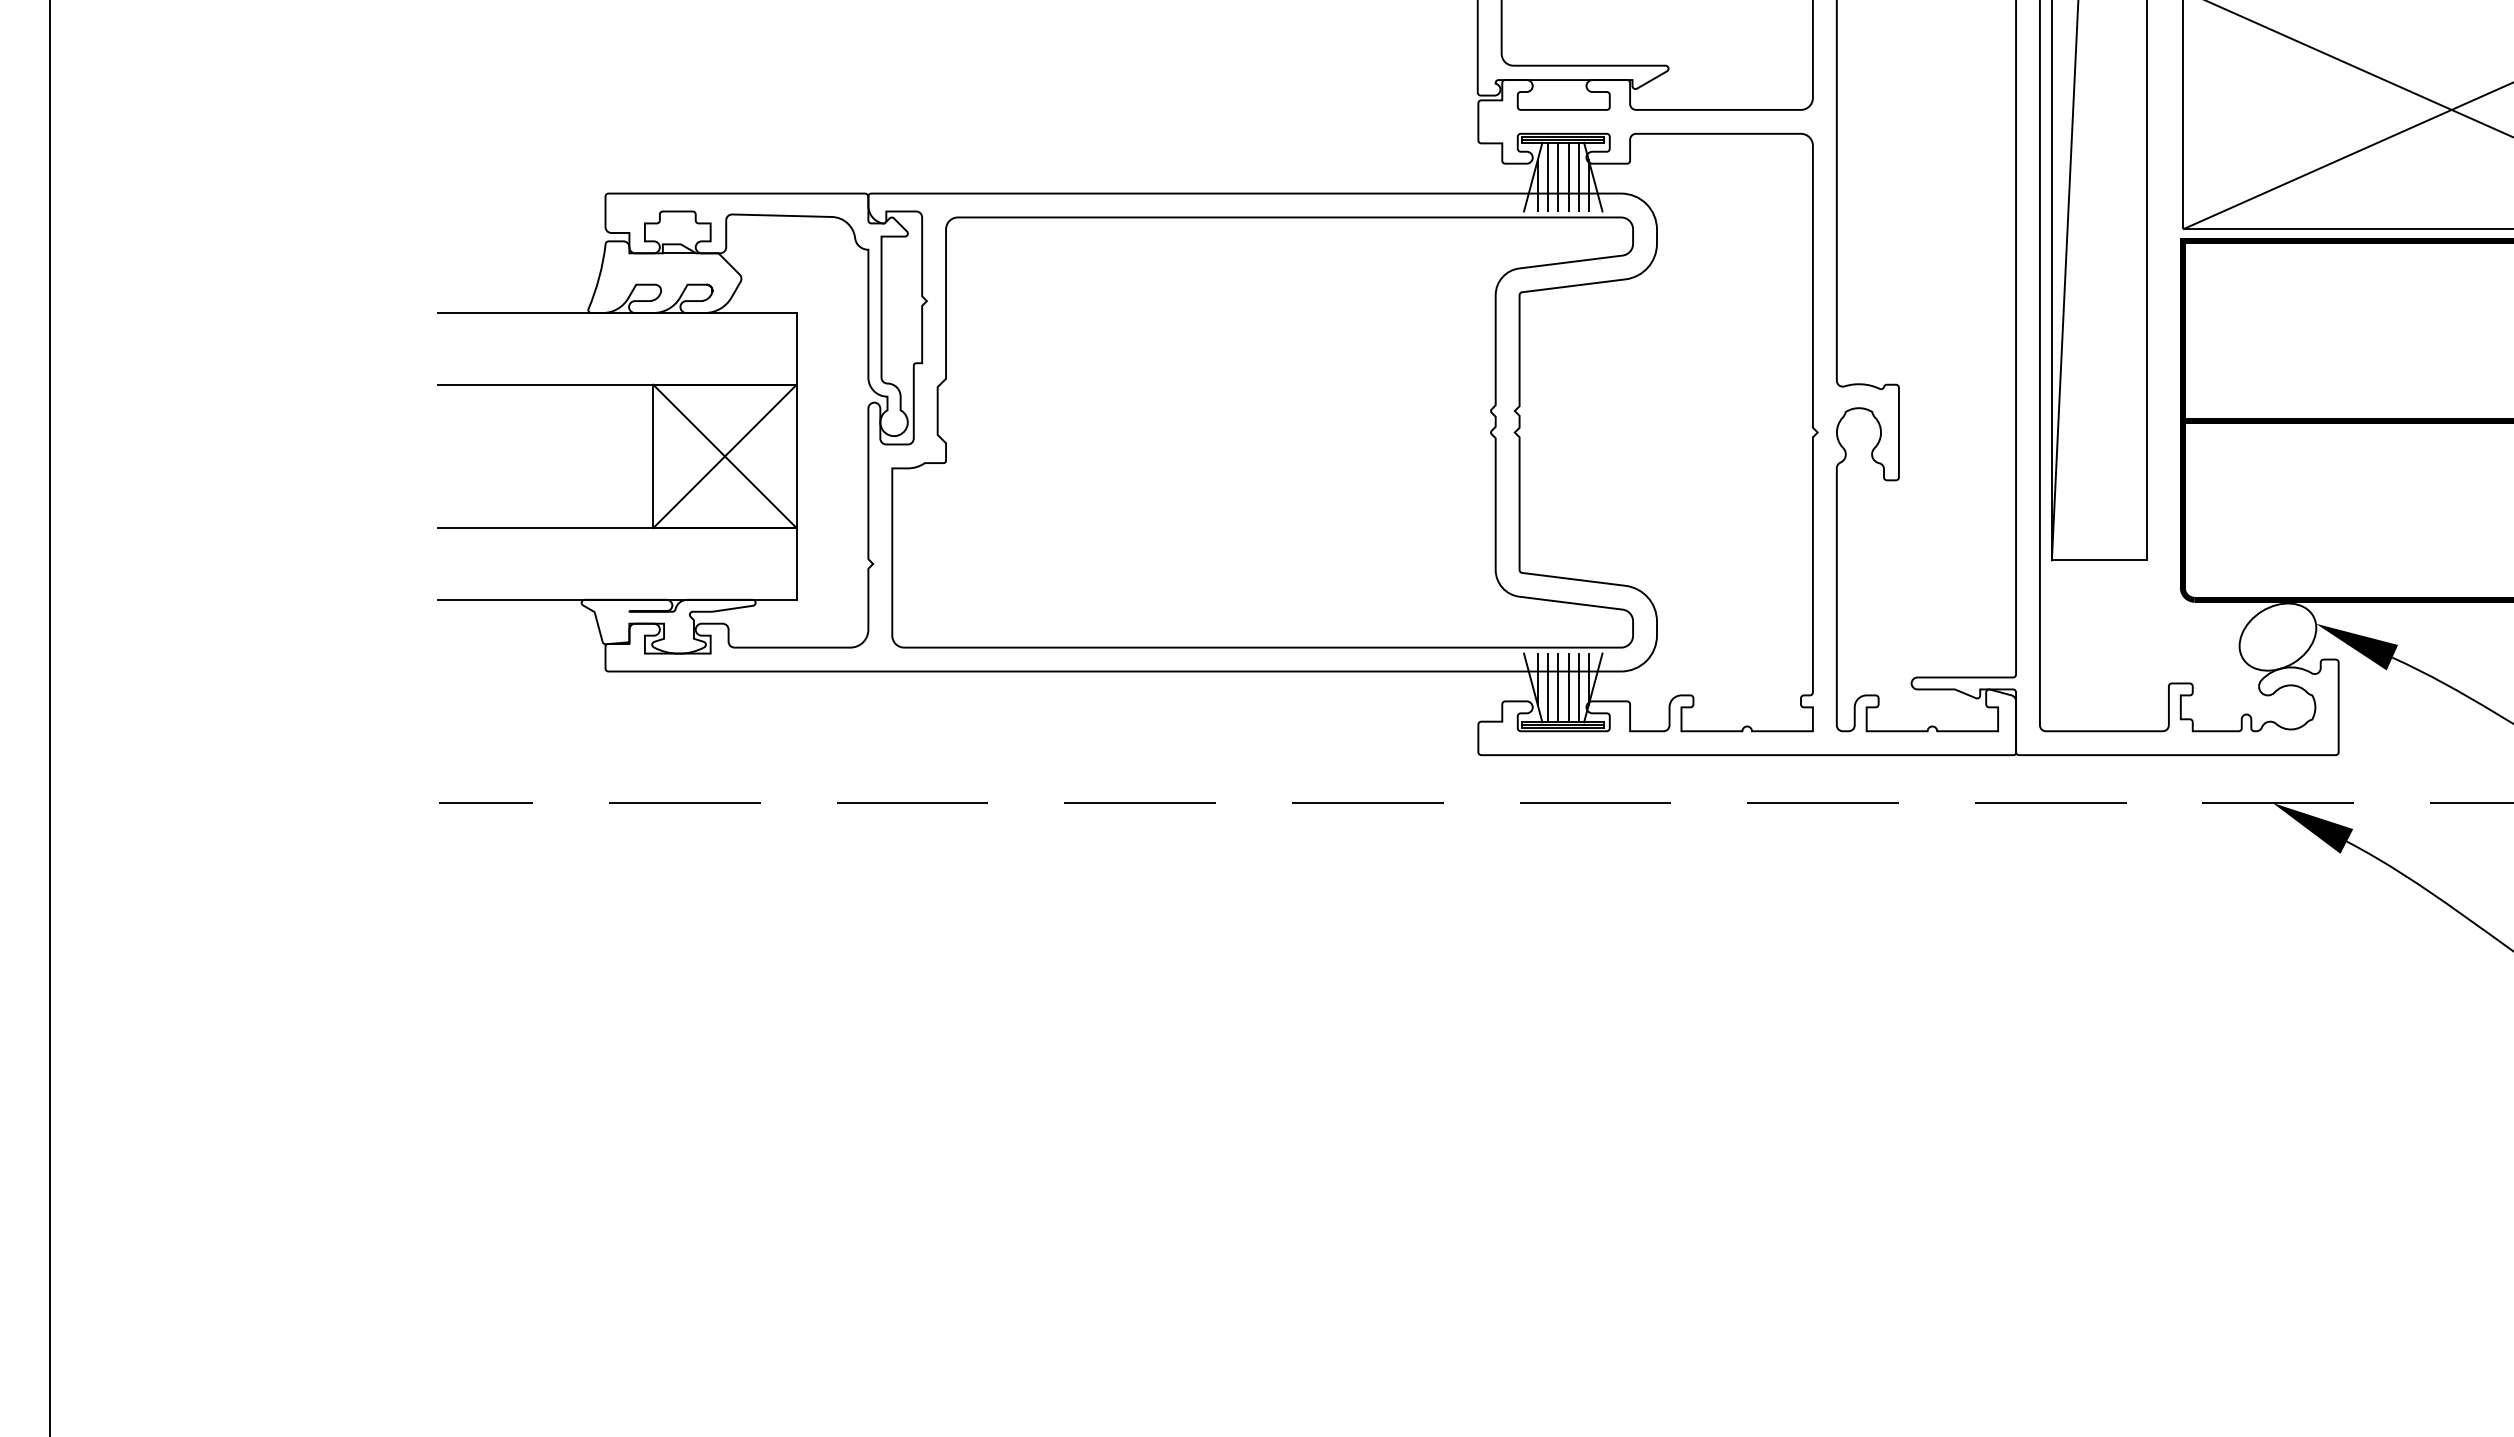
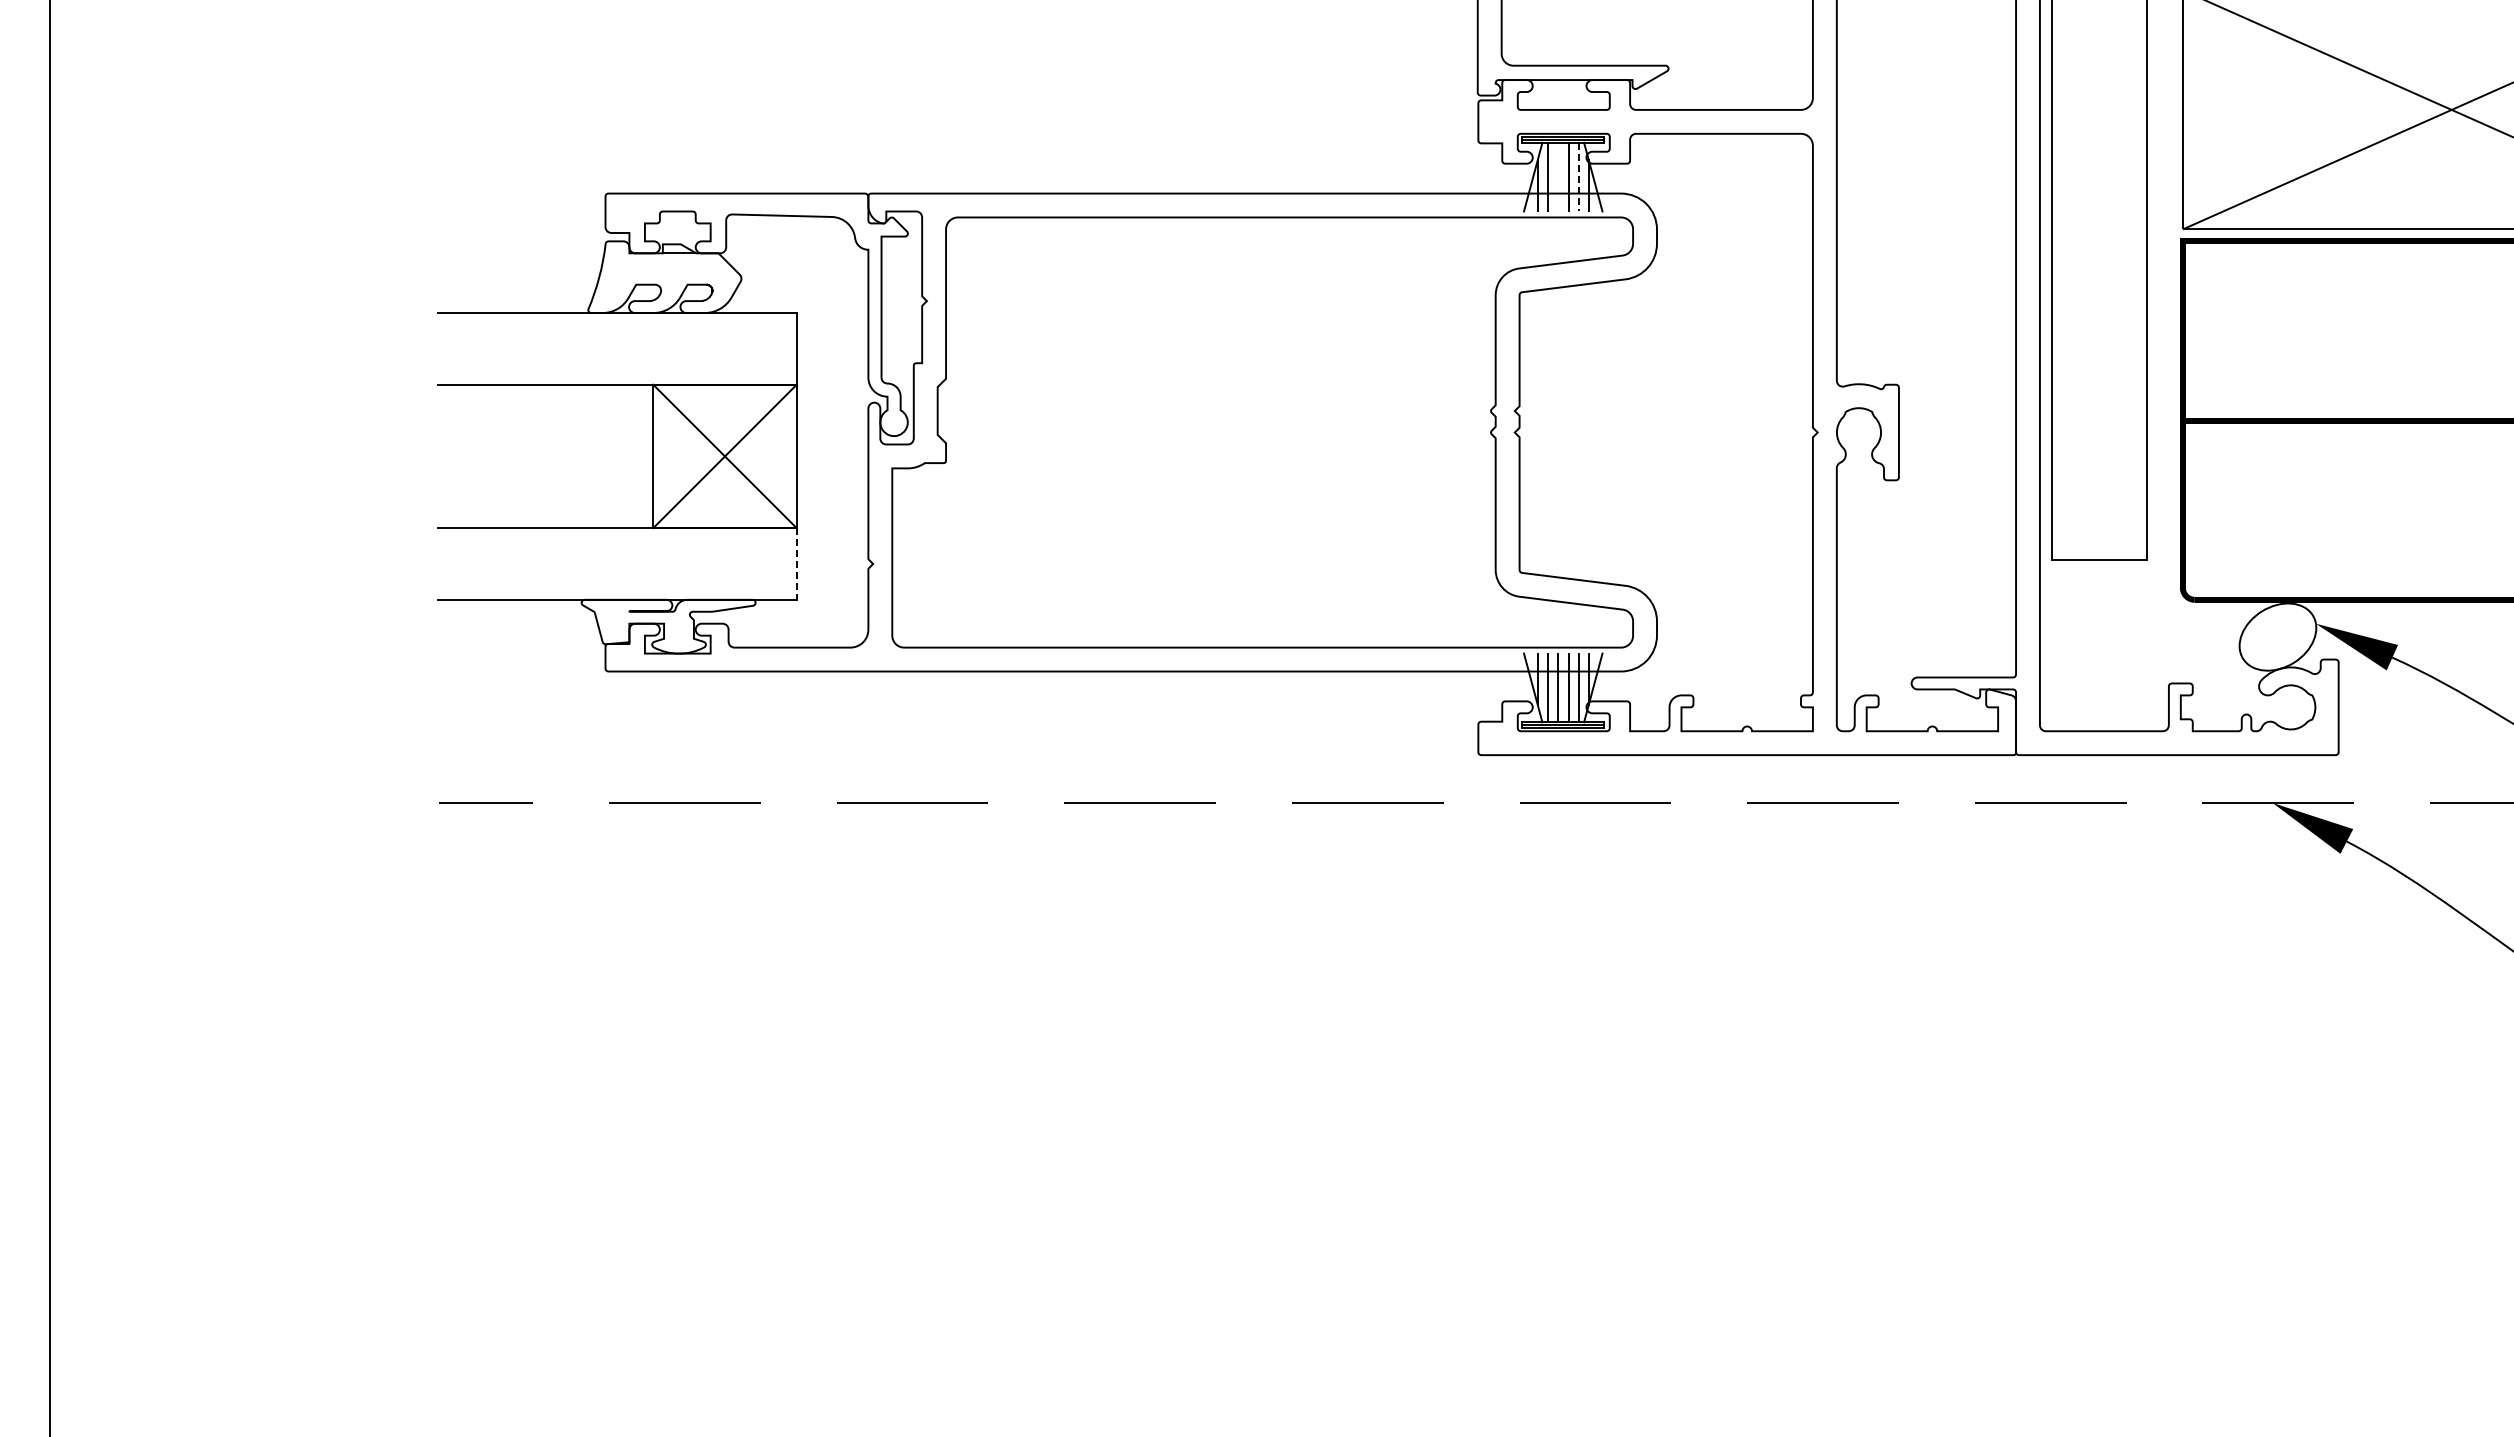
line: present -> none (1557, 176)
line: solid -> dashed (1578, 177)
line: present -> none (2064, 281)
line: solid -> dashed (796, 563)
